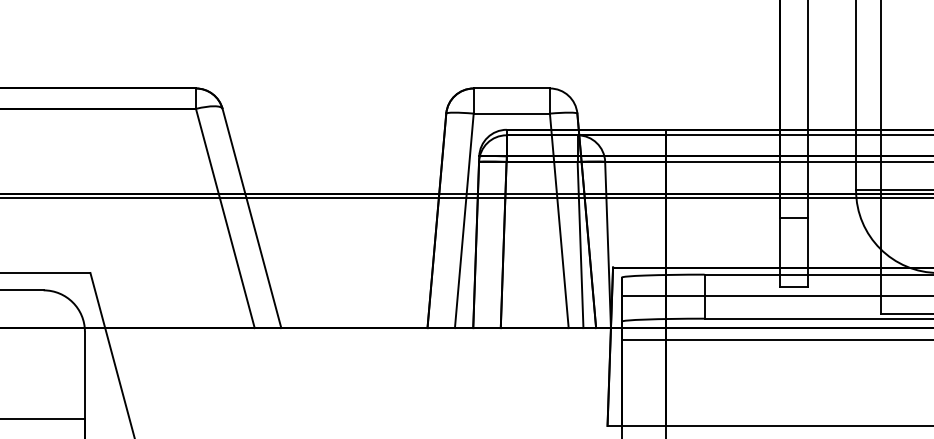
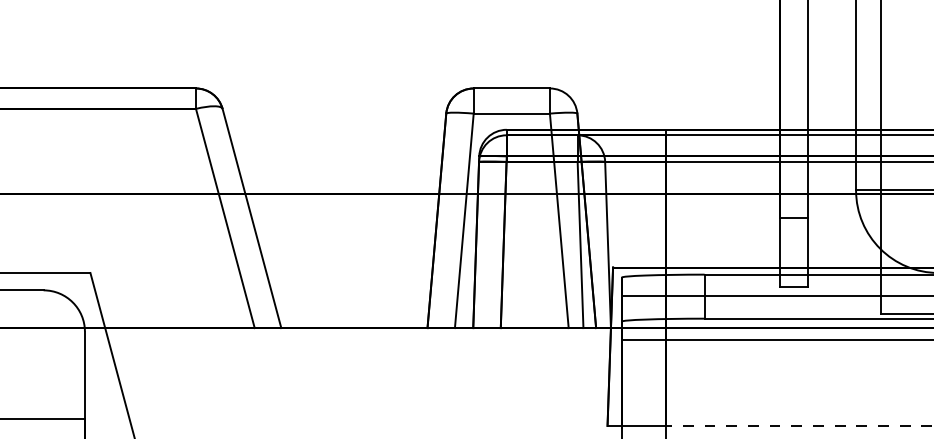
line: present -> none (466, 197)
line: solid -> dashed (799, 425)
